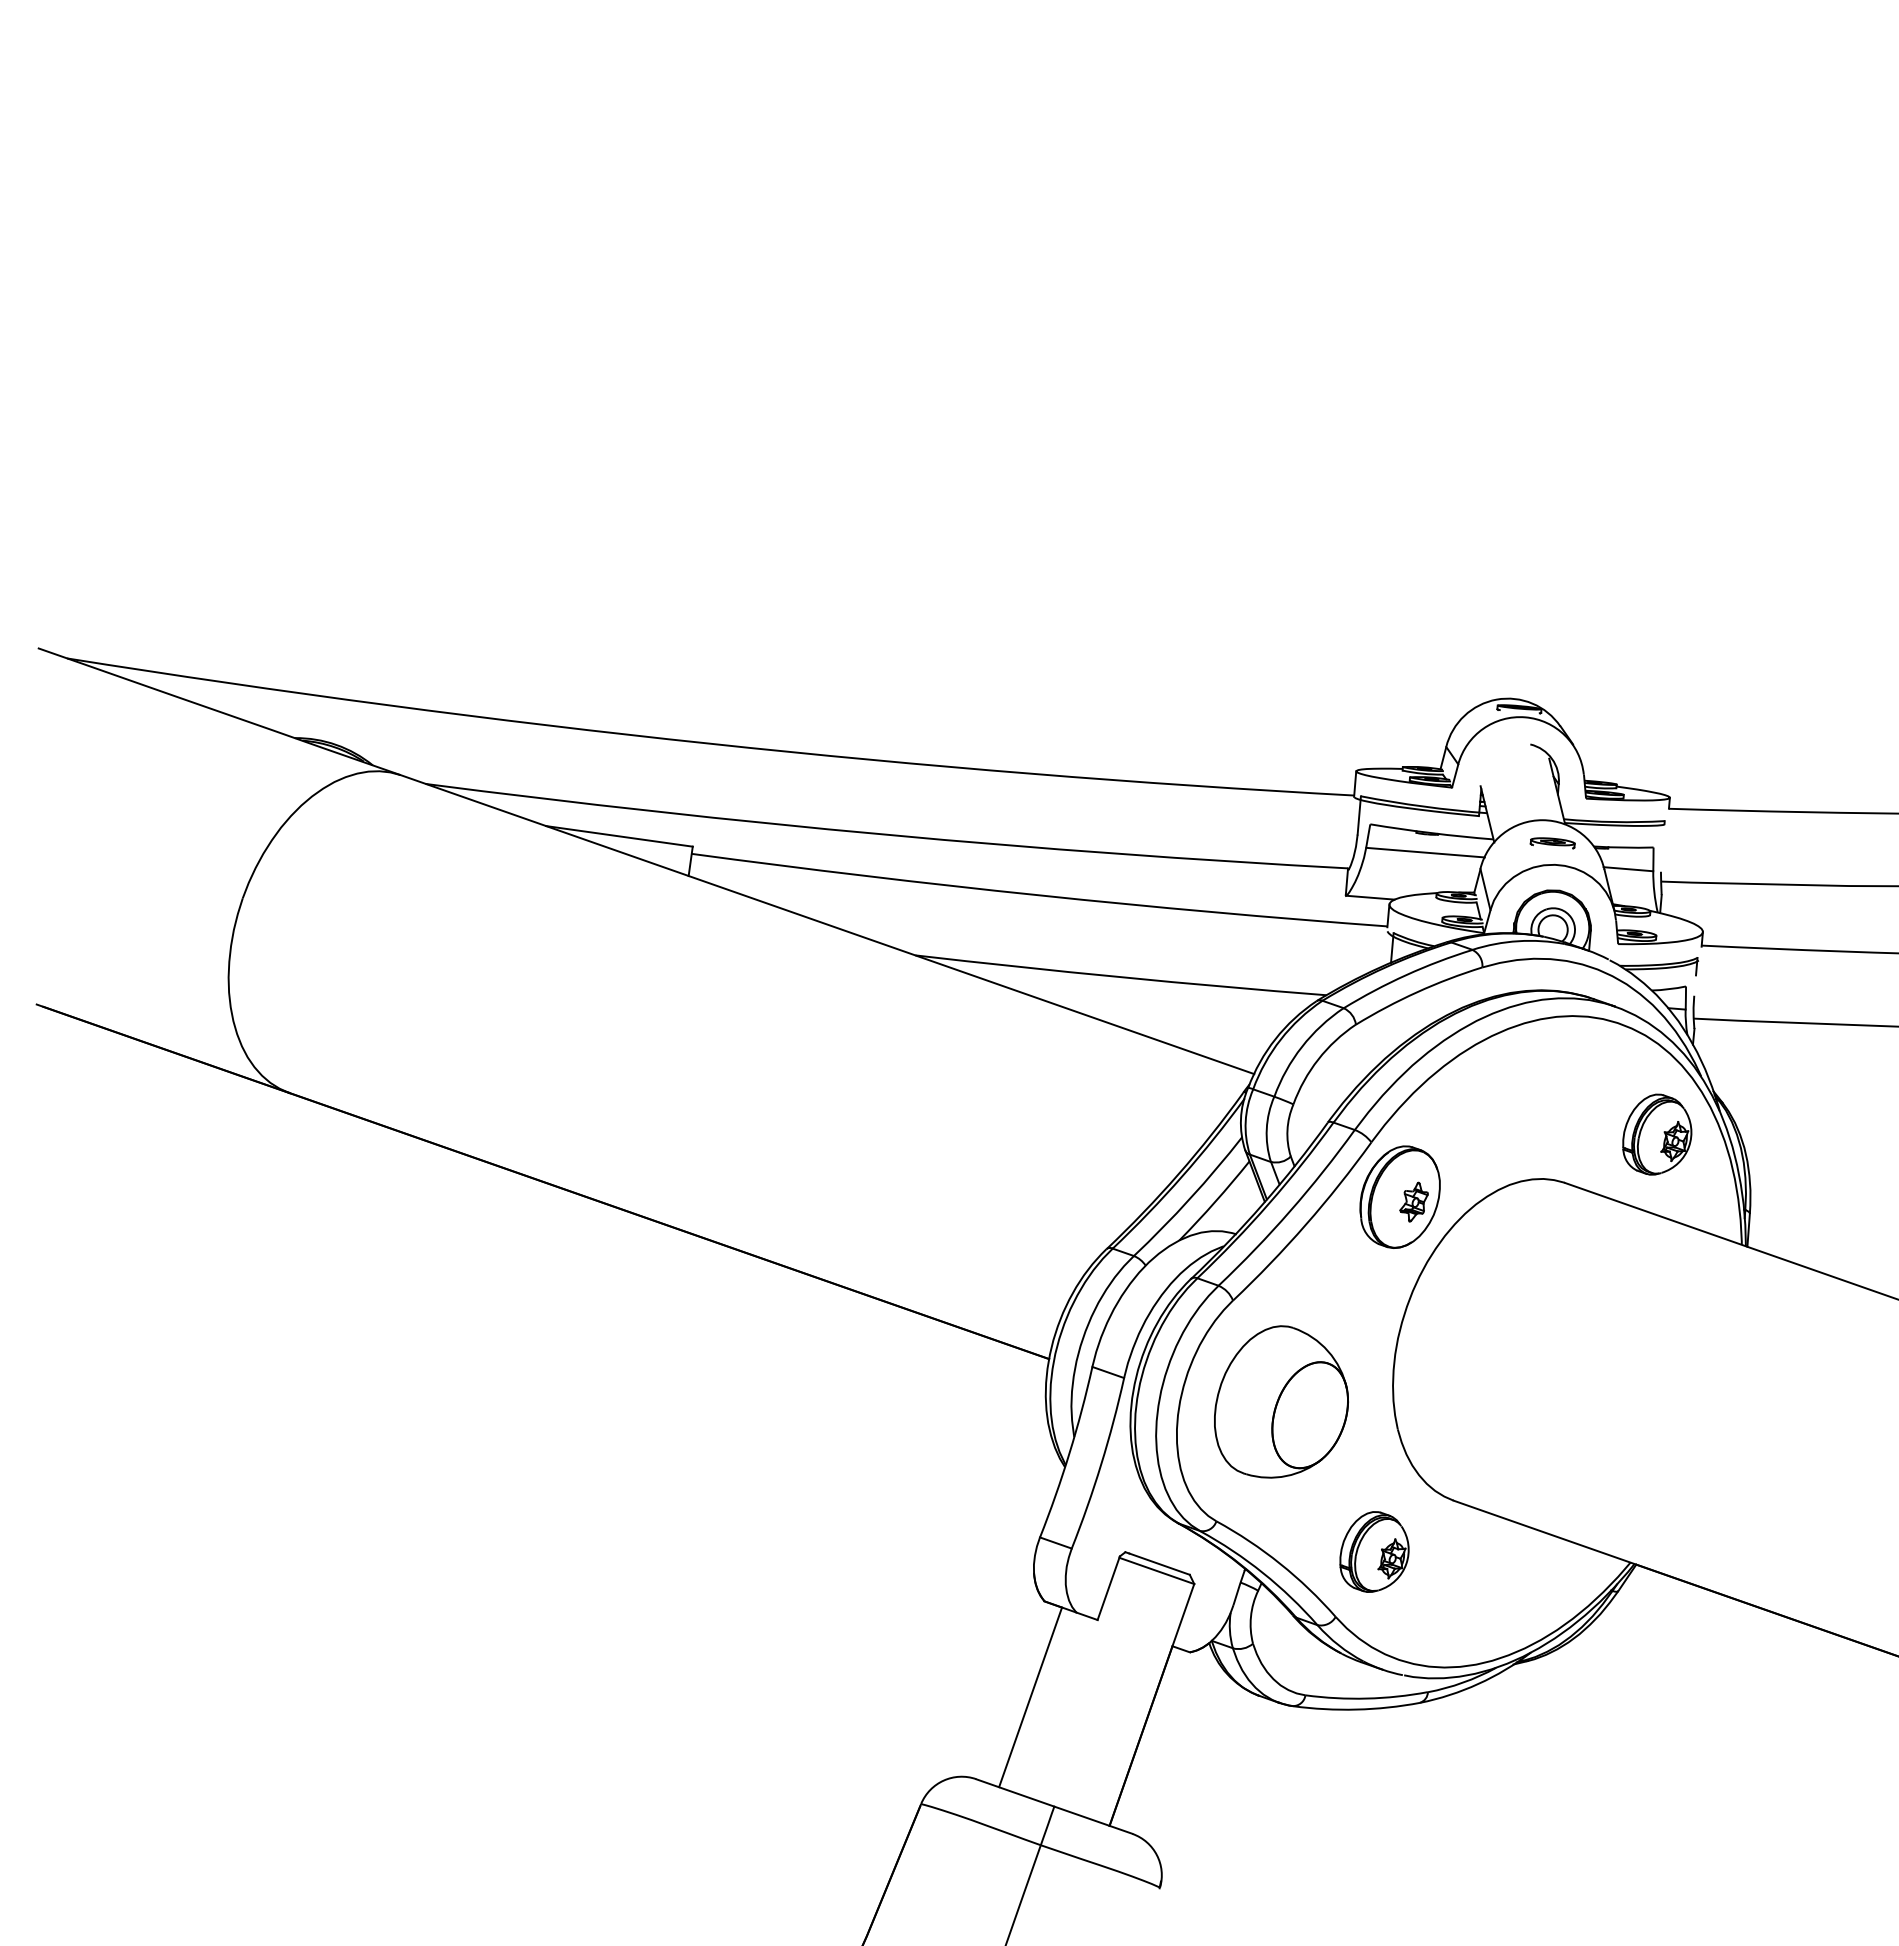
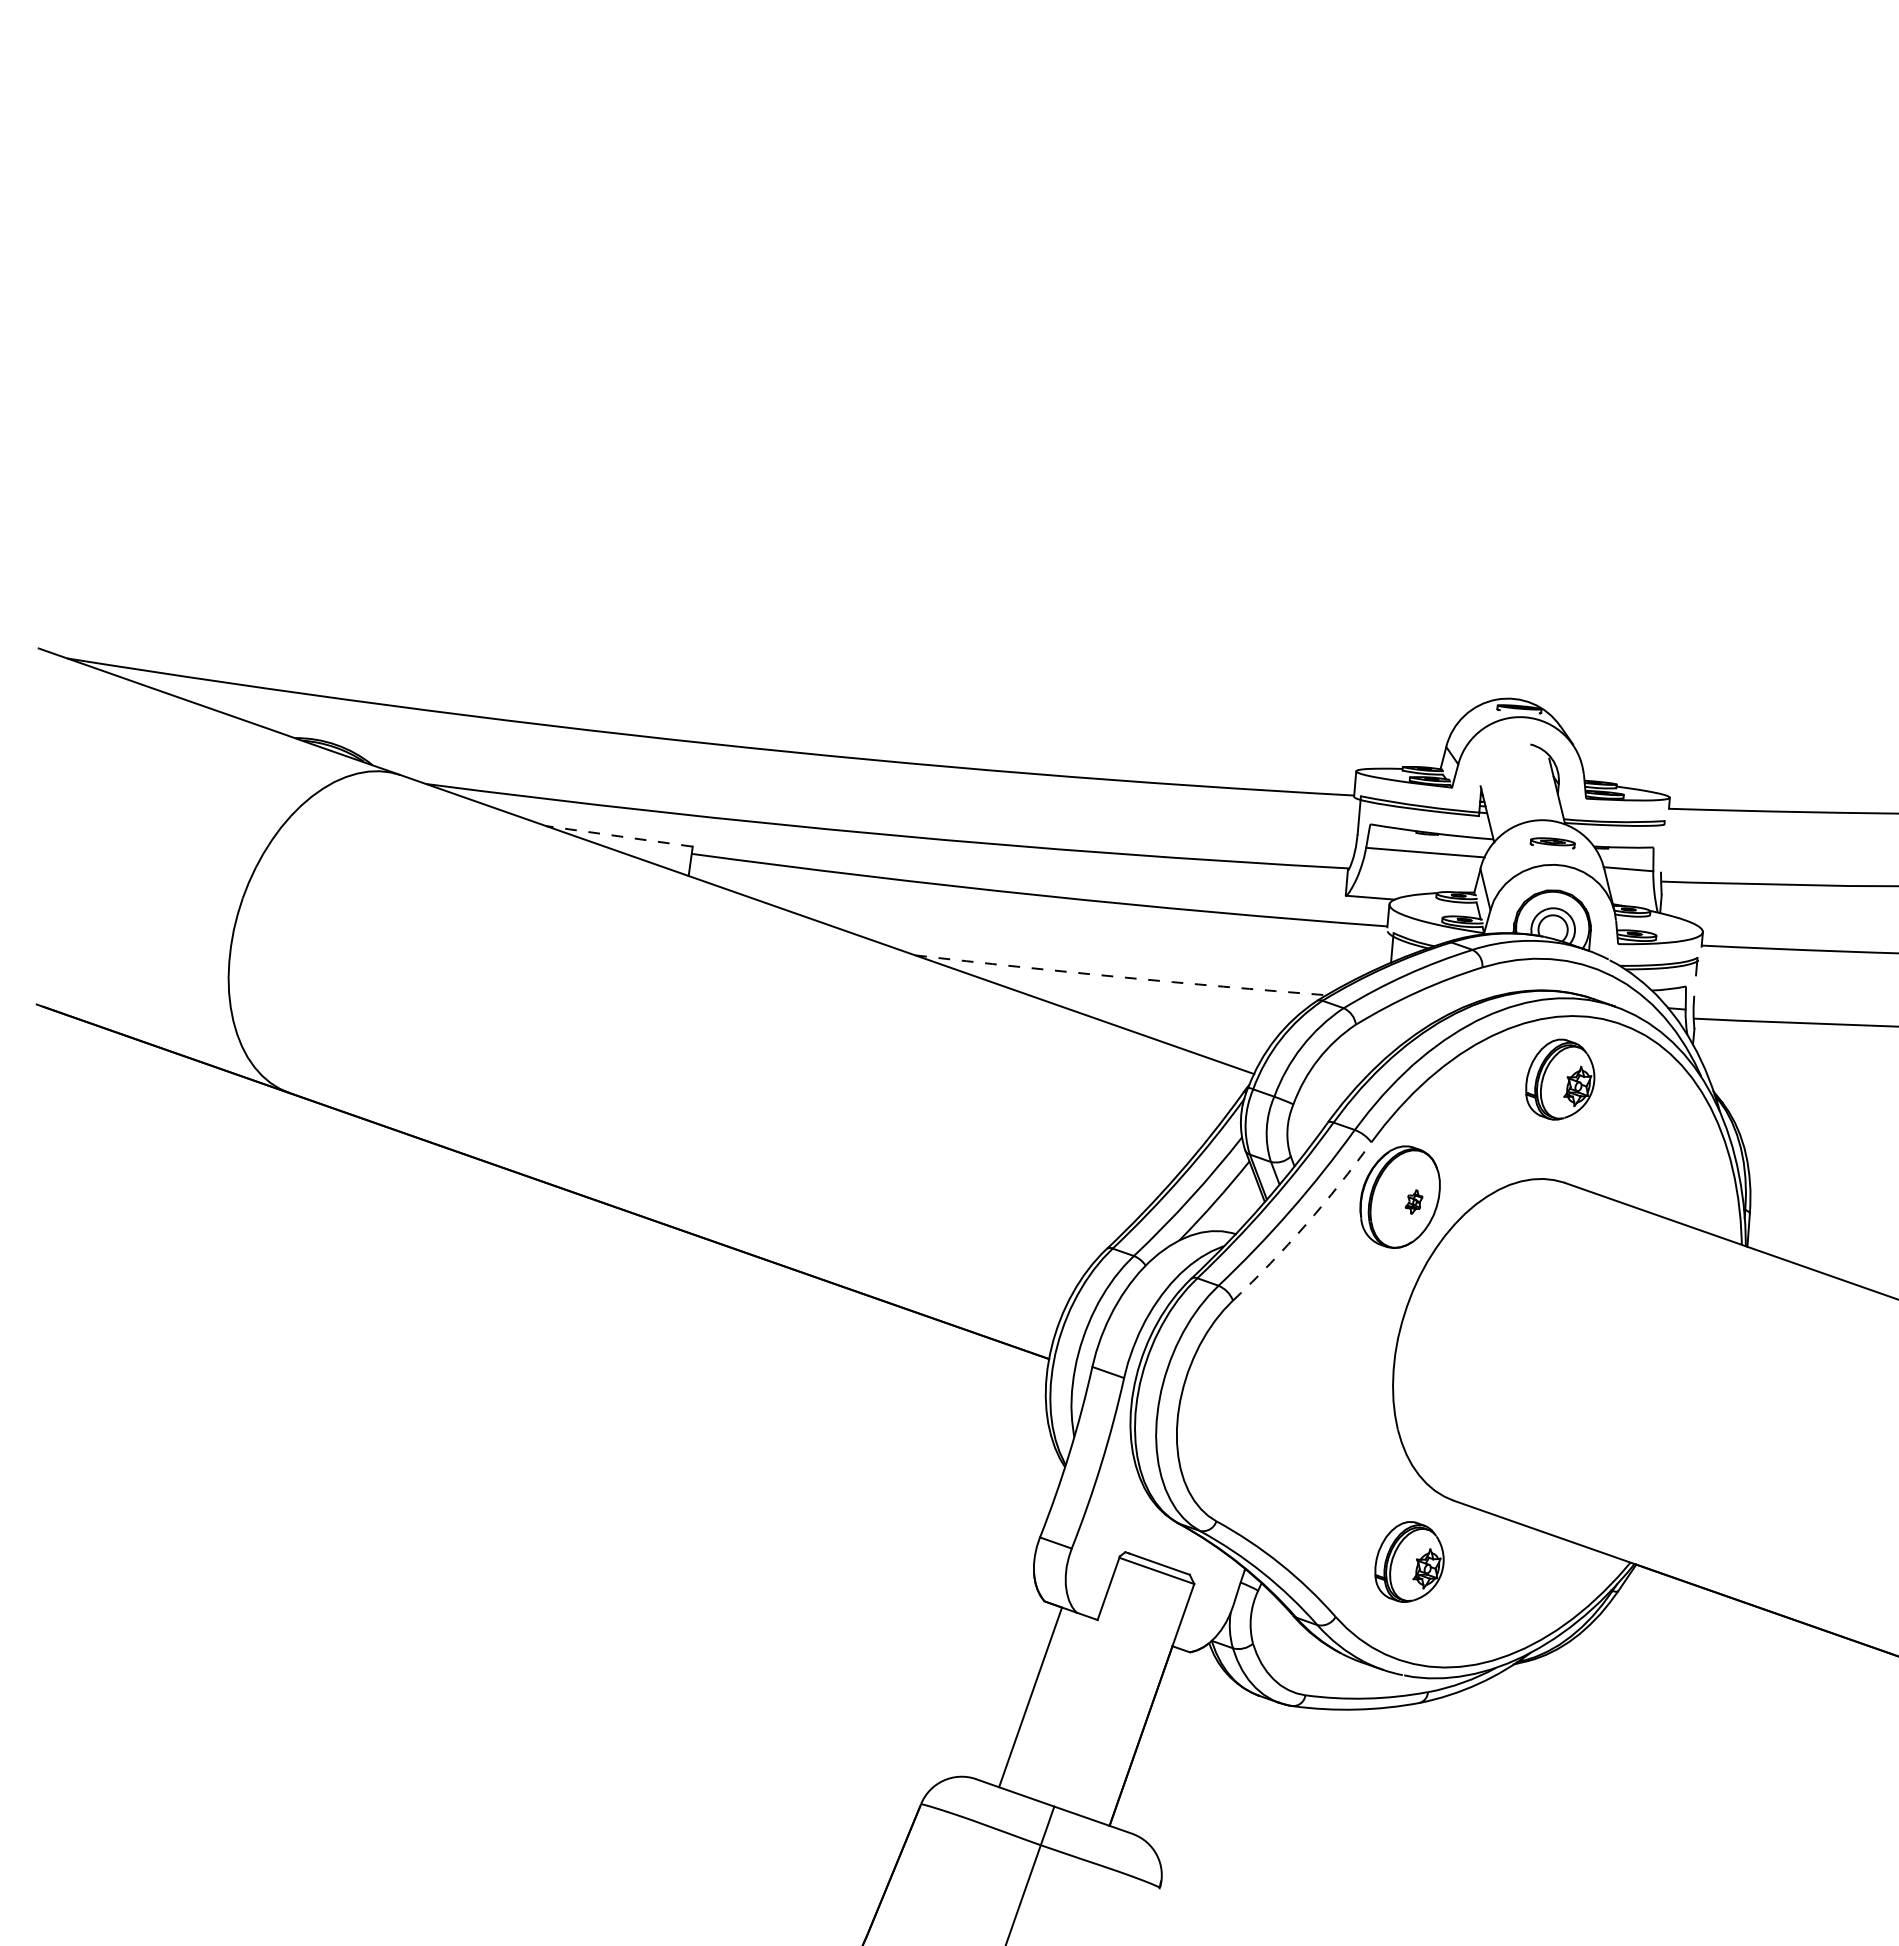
line: solid -> dashed (618, 836)
arc: solid -> dashed (1120, 977)
part position: (1657, 1134) -> (1560, 1079) (1560, 1079)
part size: 30x42 px -> 20x26 px (1413, 1201)
arc: solid -> dashed (1305, 1224)
part: present -> none (1281, 1401)
part position: (1374, 1551) -> (1409, 1561) (1409, 1561)
